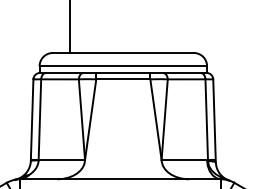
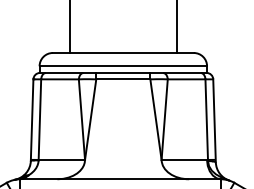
line: none -> present (177, 27)
